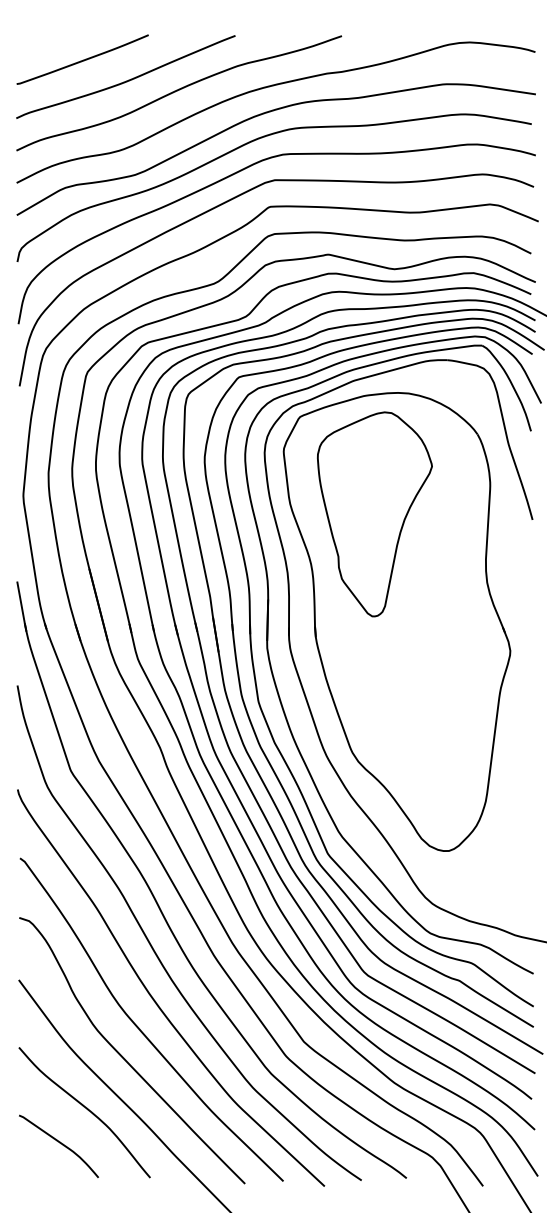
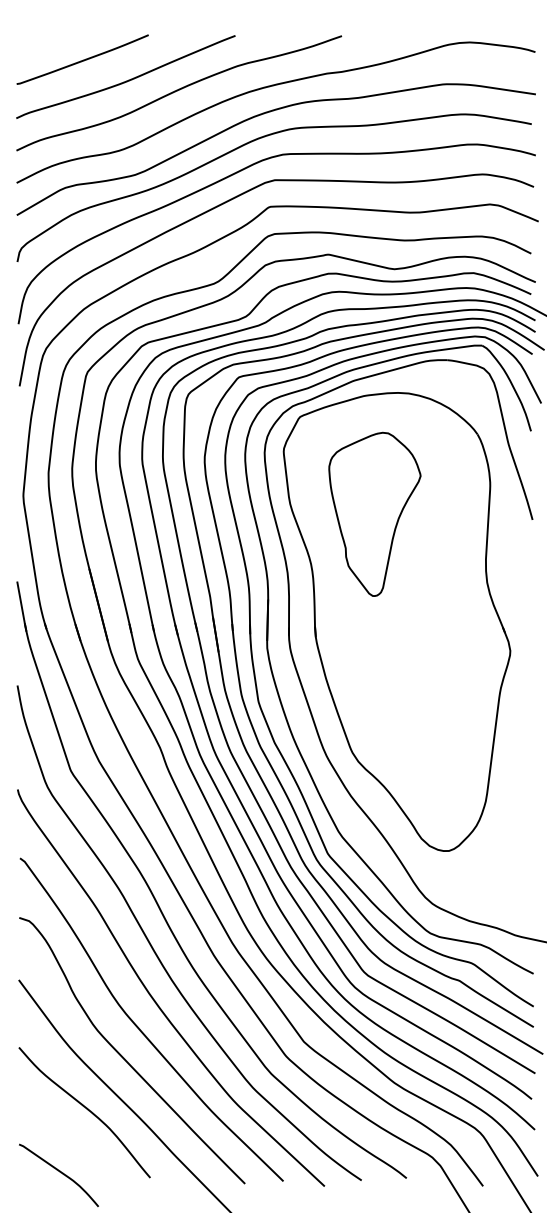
part size: 116x207 px -> 94x166 px (374, 513)
curve position: (59, 1143) -> (59, 1172) (59, 1172)
